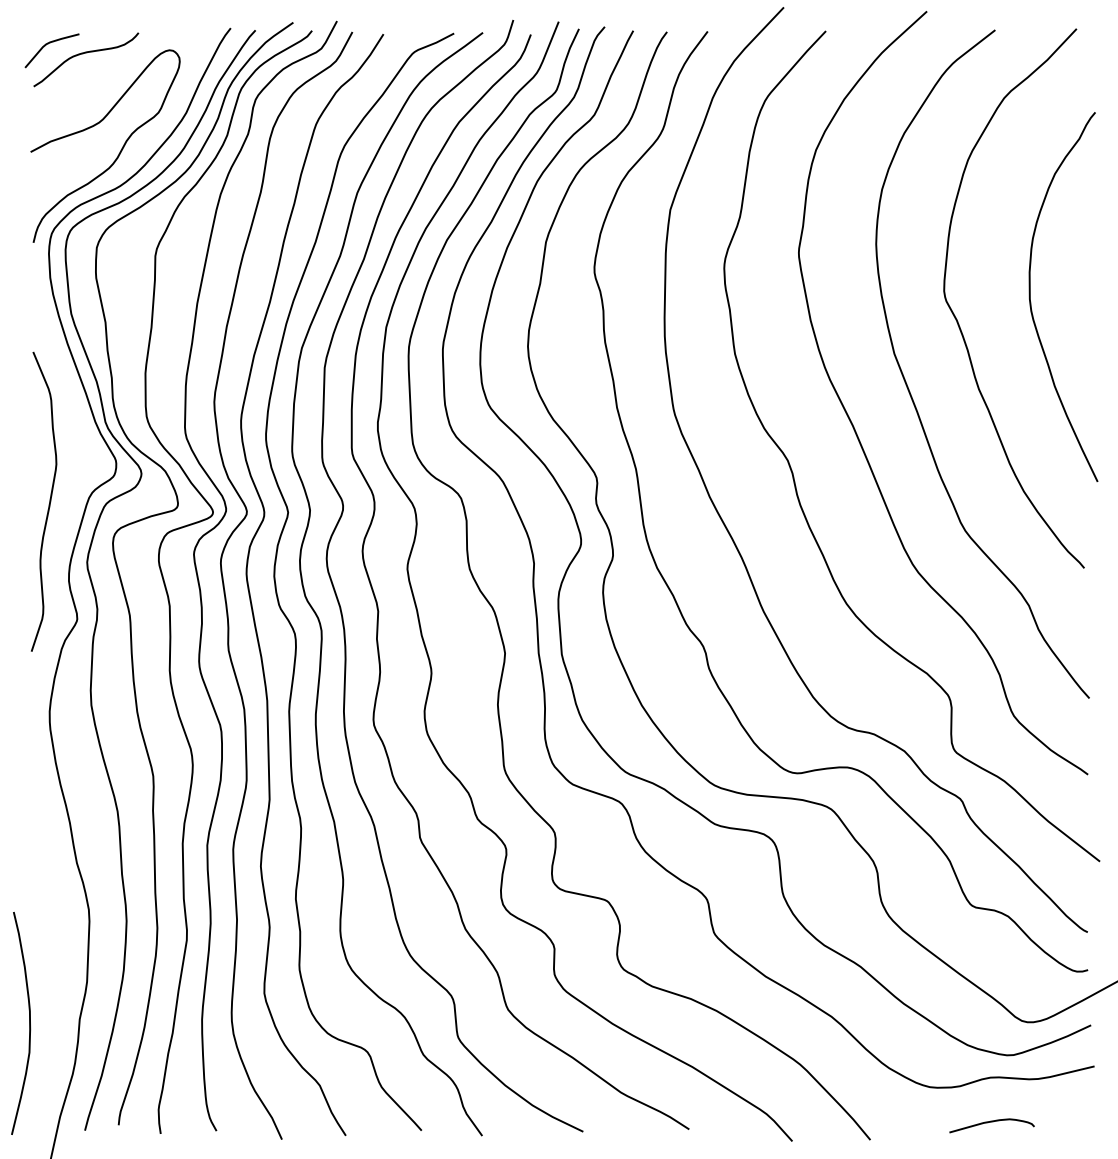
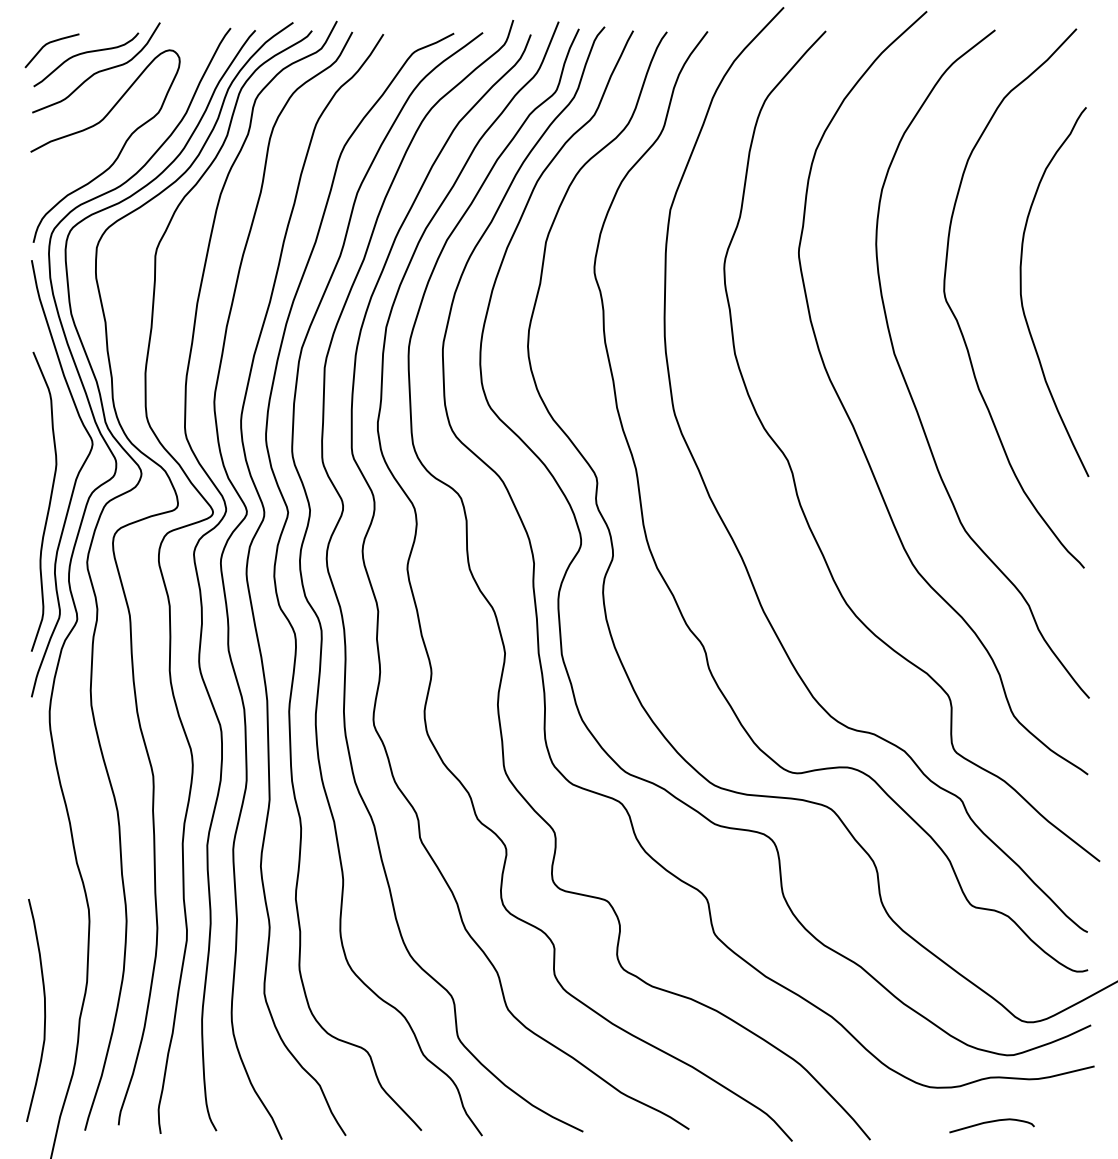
curve: none -> present (97, 71)
curve position: (1031, 302) -> (1022, 297) (1022, 297)
curve: none -> present (74, 481)
curve position: (29, 1023) -> (44, 1010) (44, 1010)
